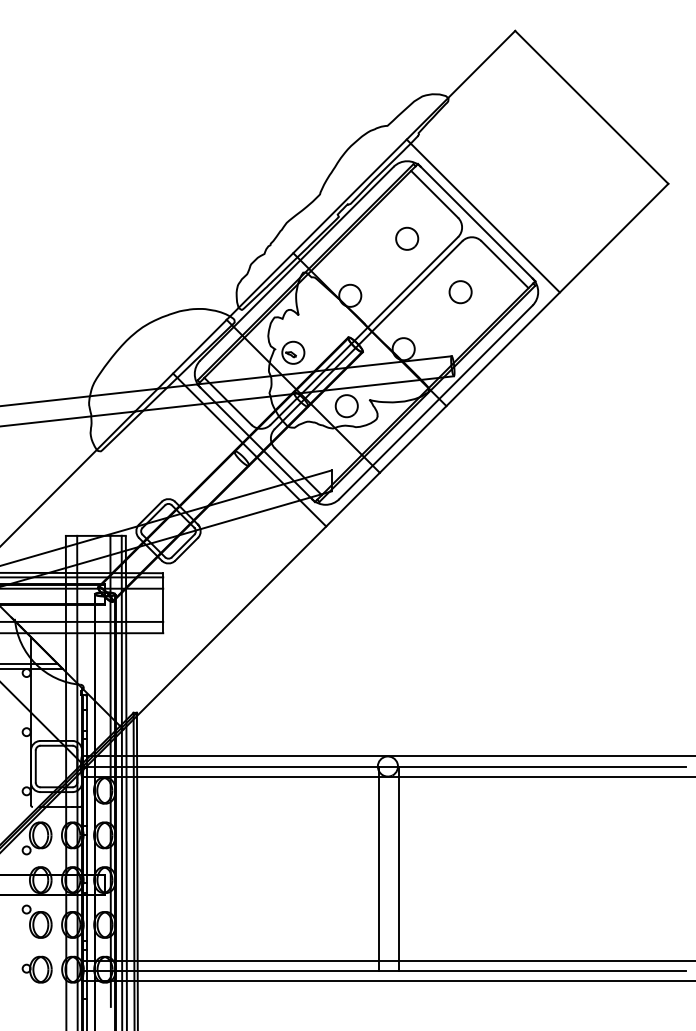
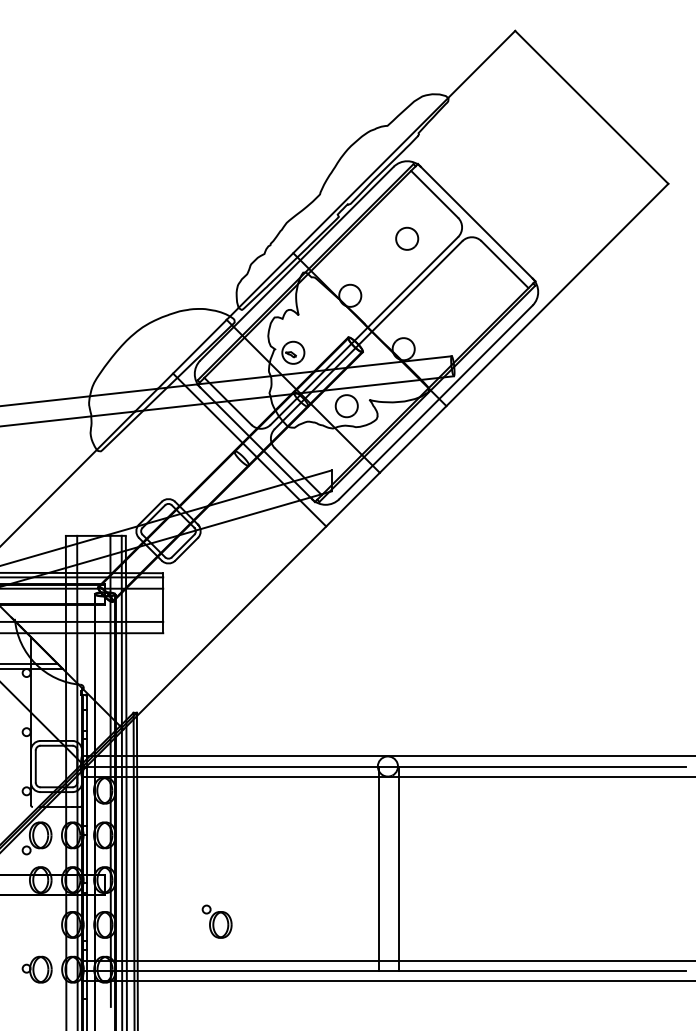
line: present -> none (482, 215)
part: present -> none (460, 292)
part position: (36, 921) -> (216, 921) (216, 921)
